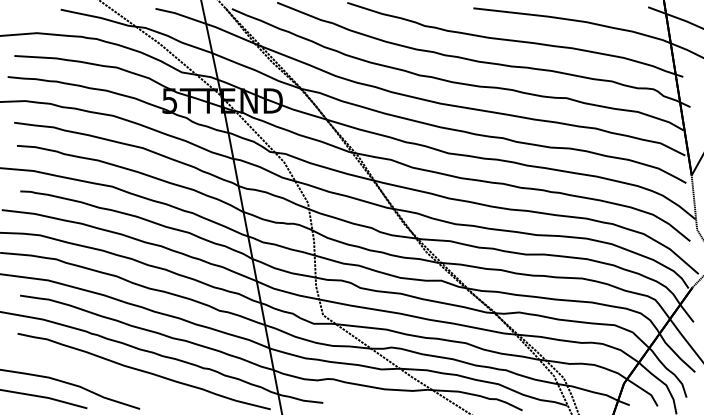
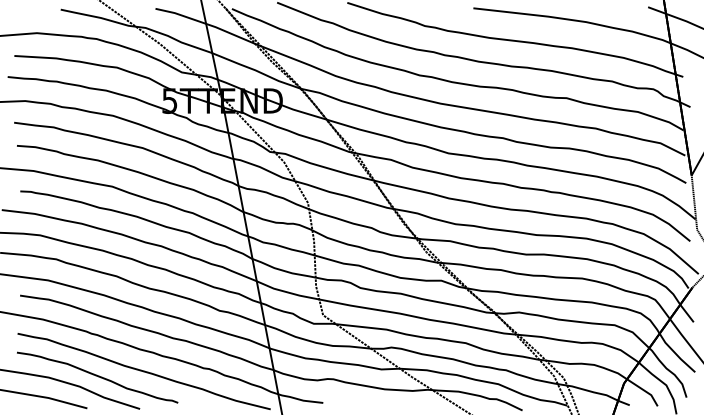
part: none -> present (97, 377)
